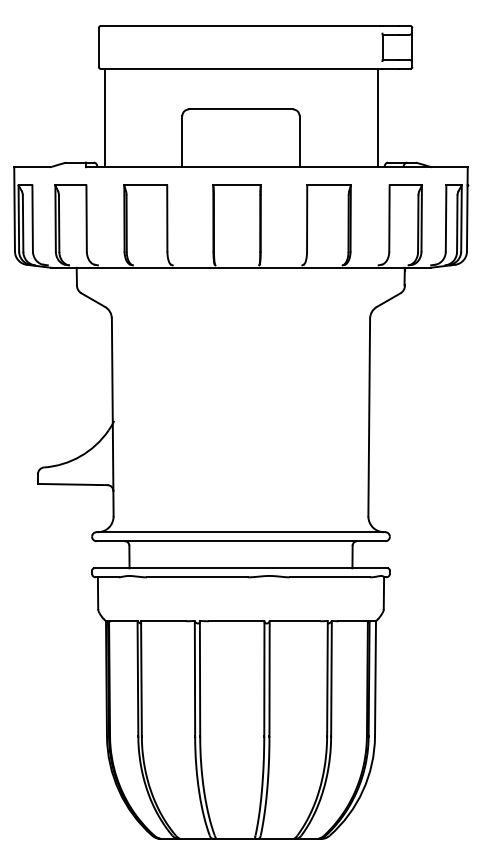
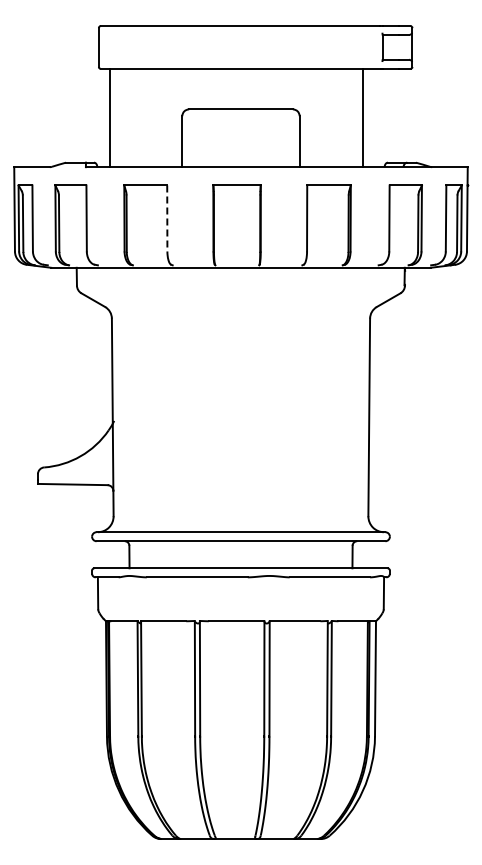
line position: (104, 117) -> (109, 117) (109, 117)
line position: (377, 117) -> (362, 117) (362, 117)
line: solid -> dashed (167, 218)
